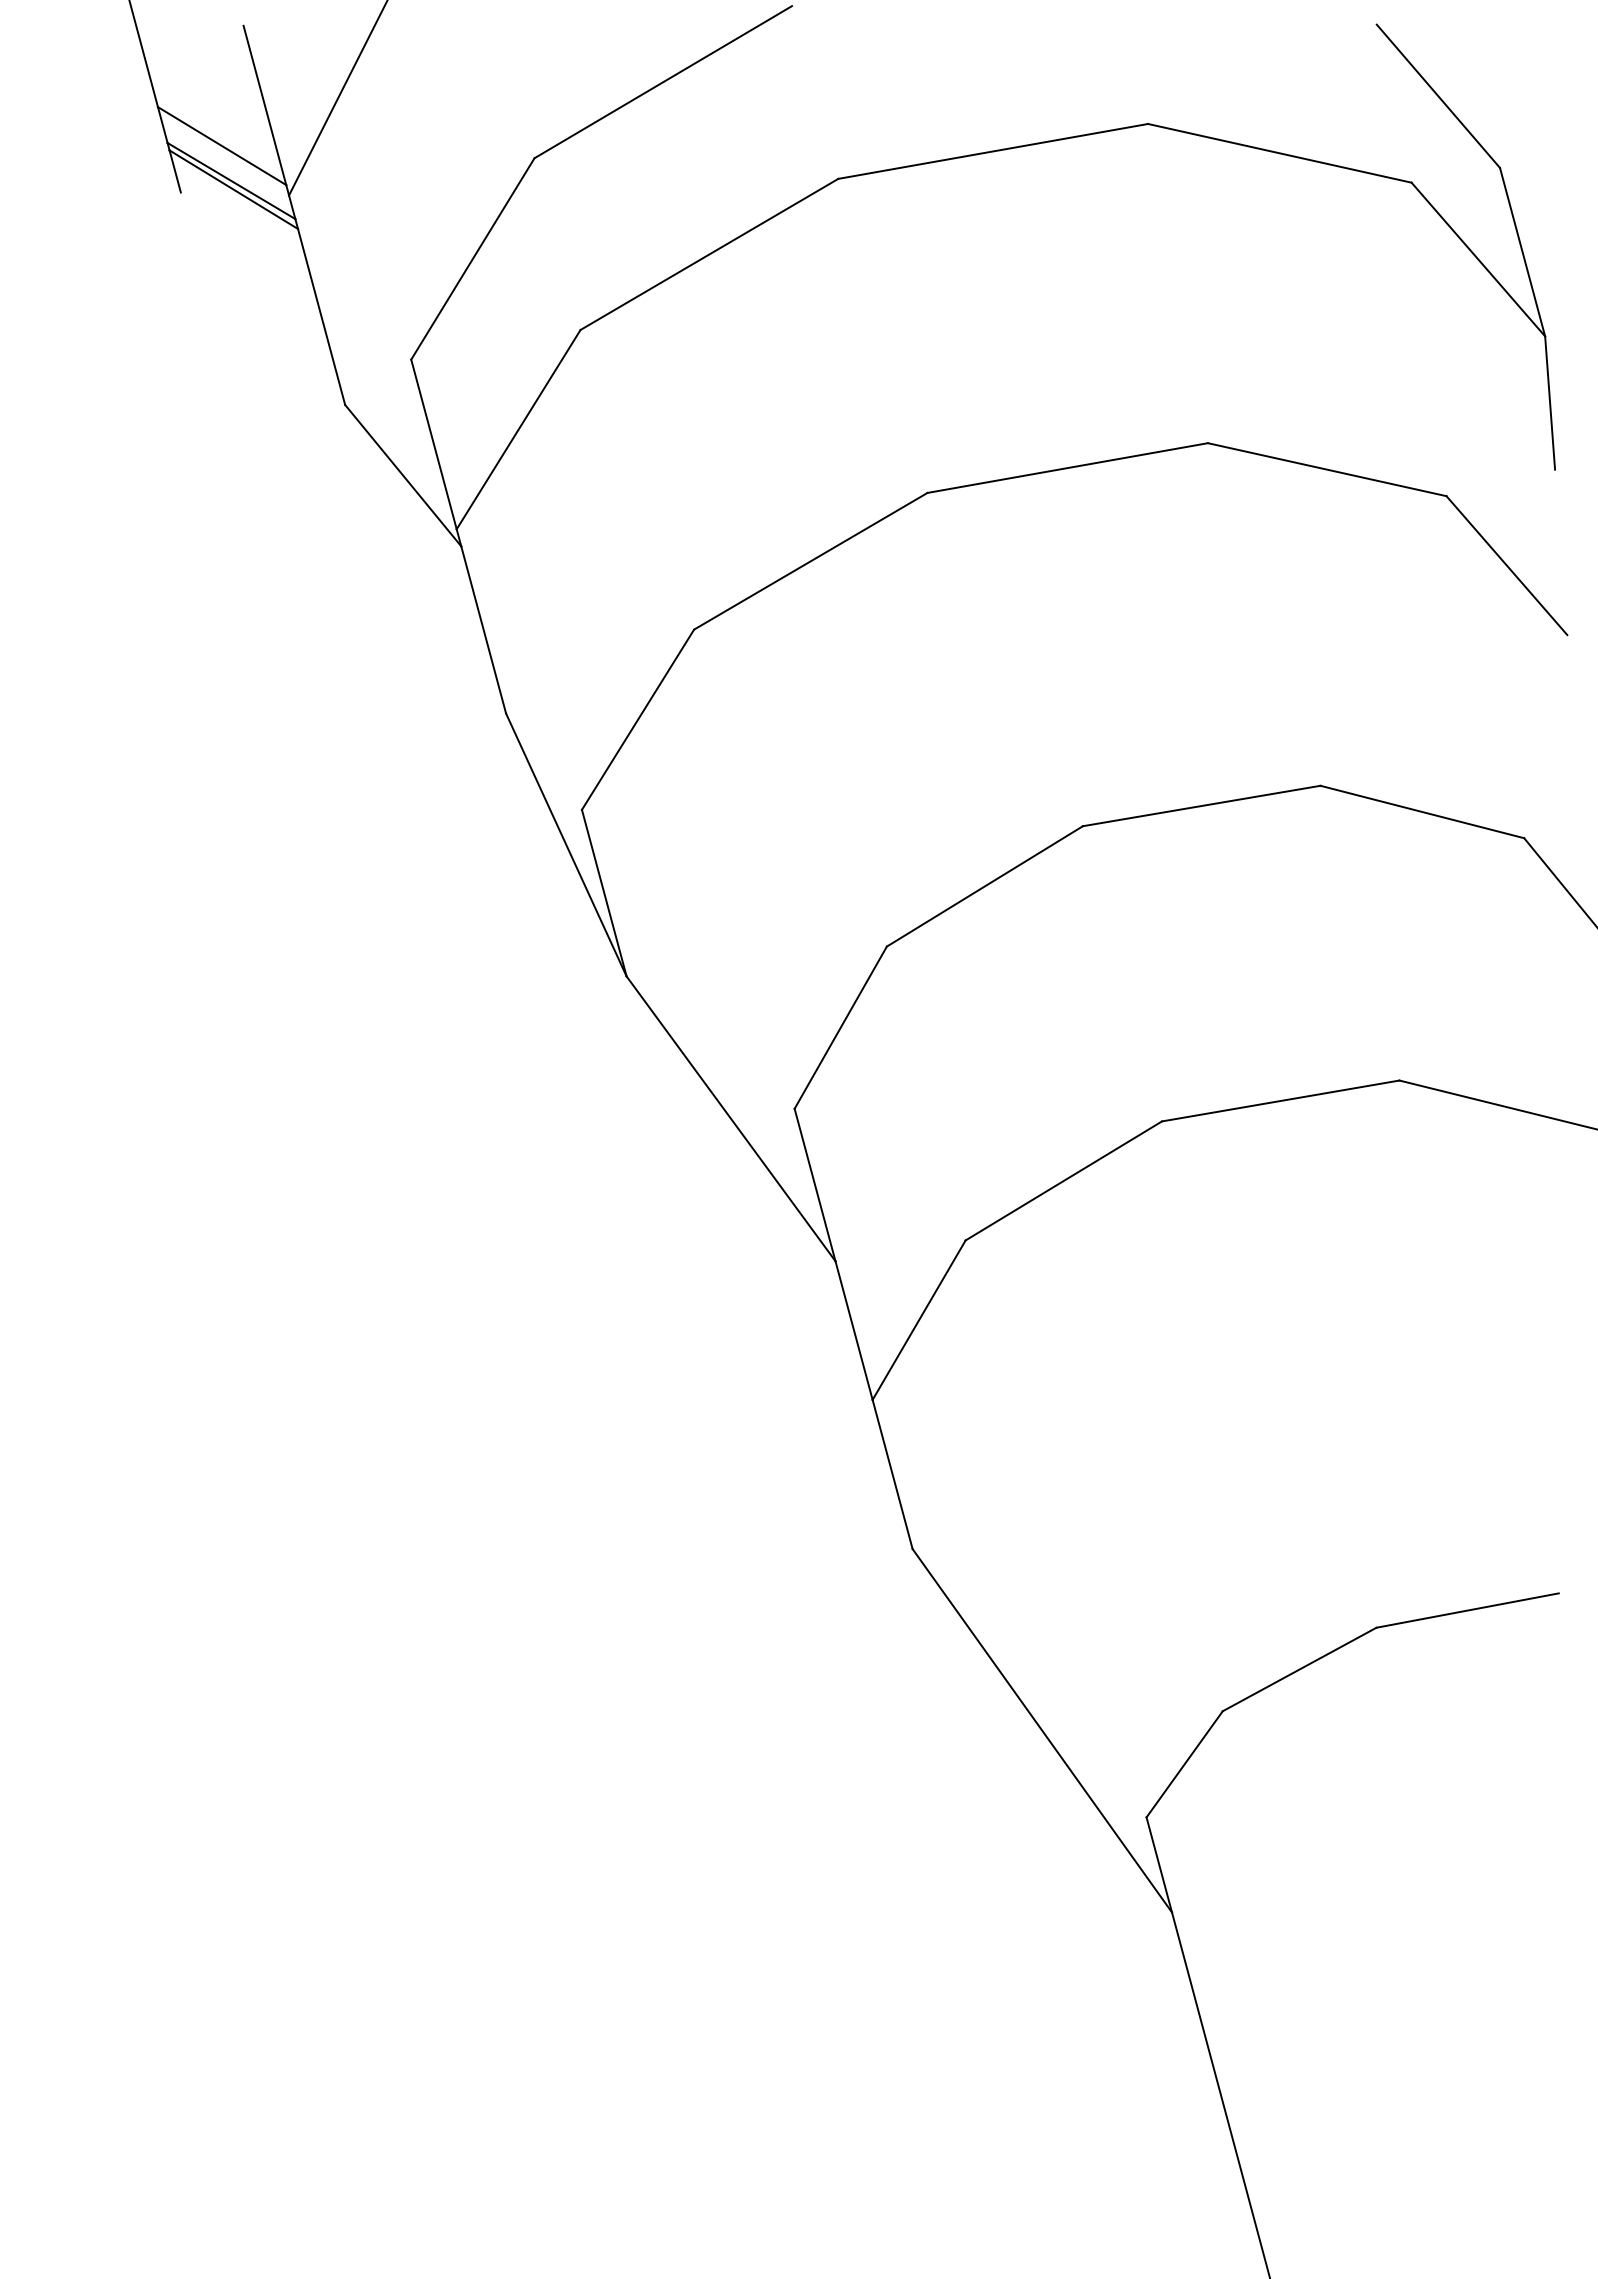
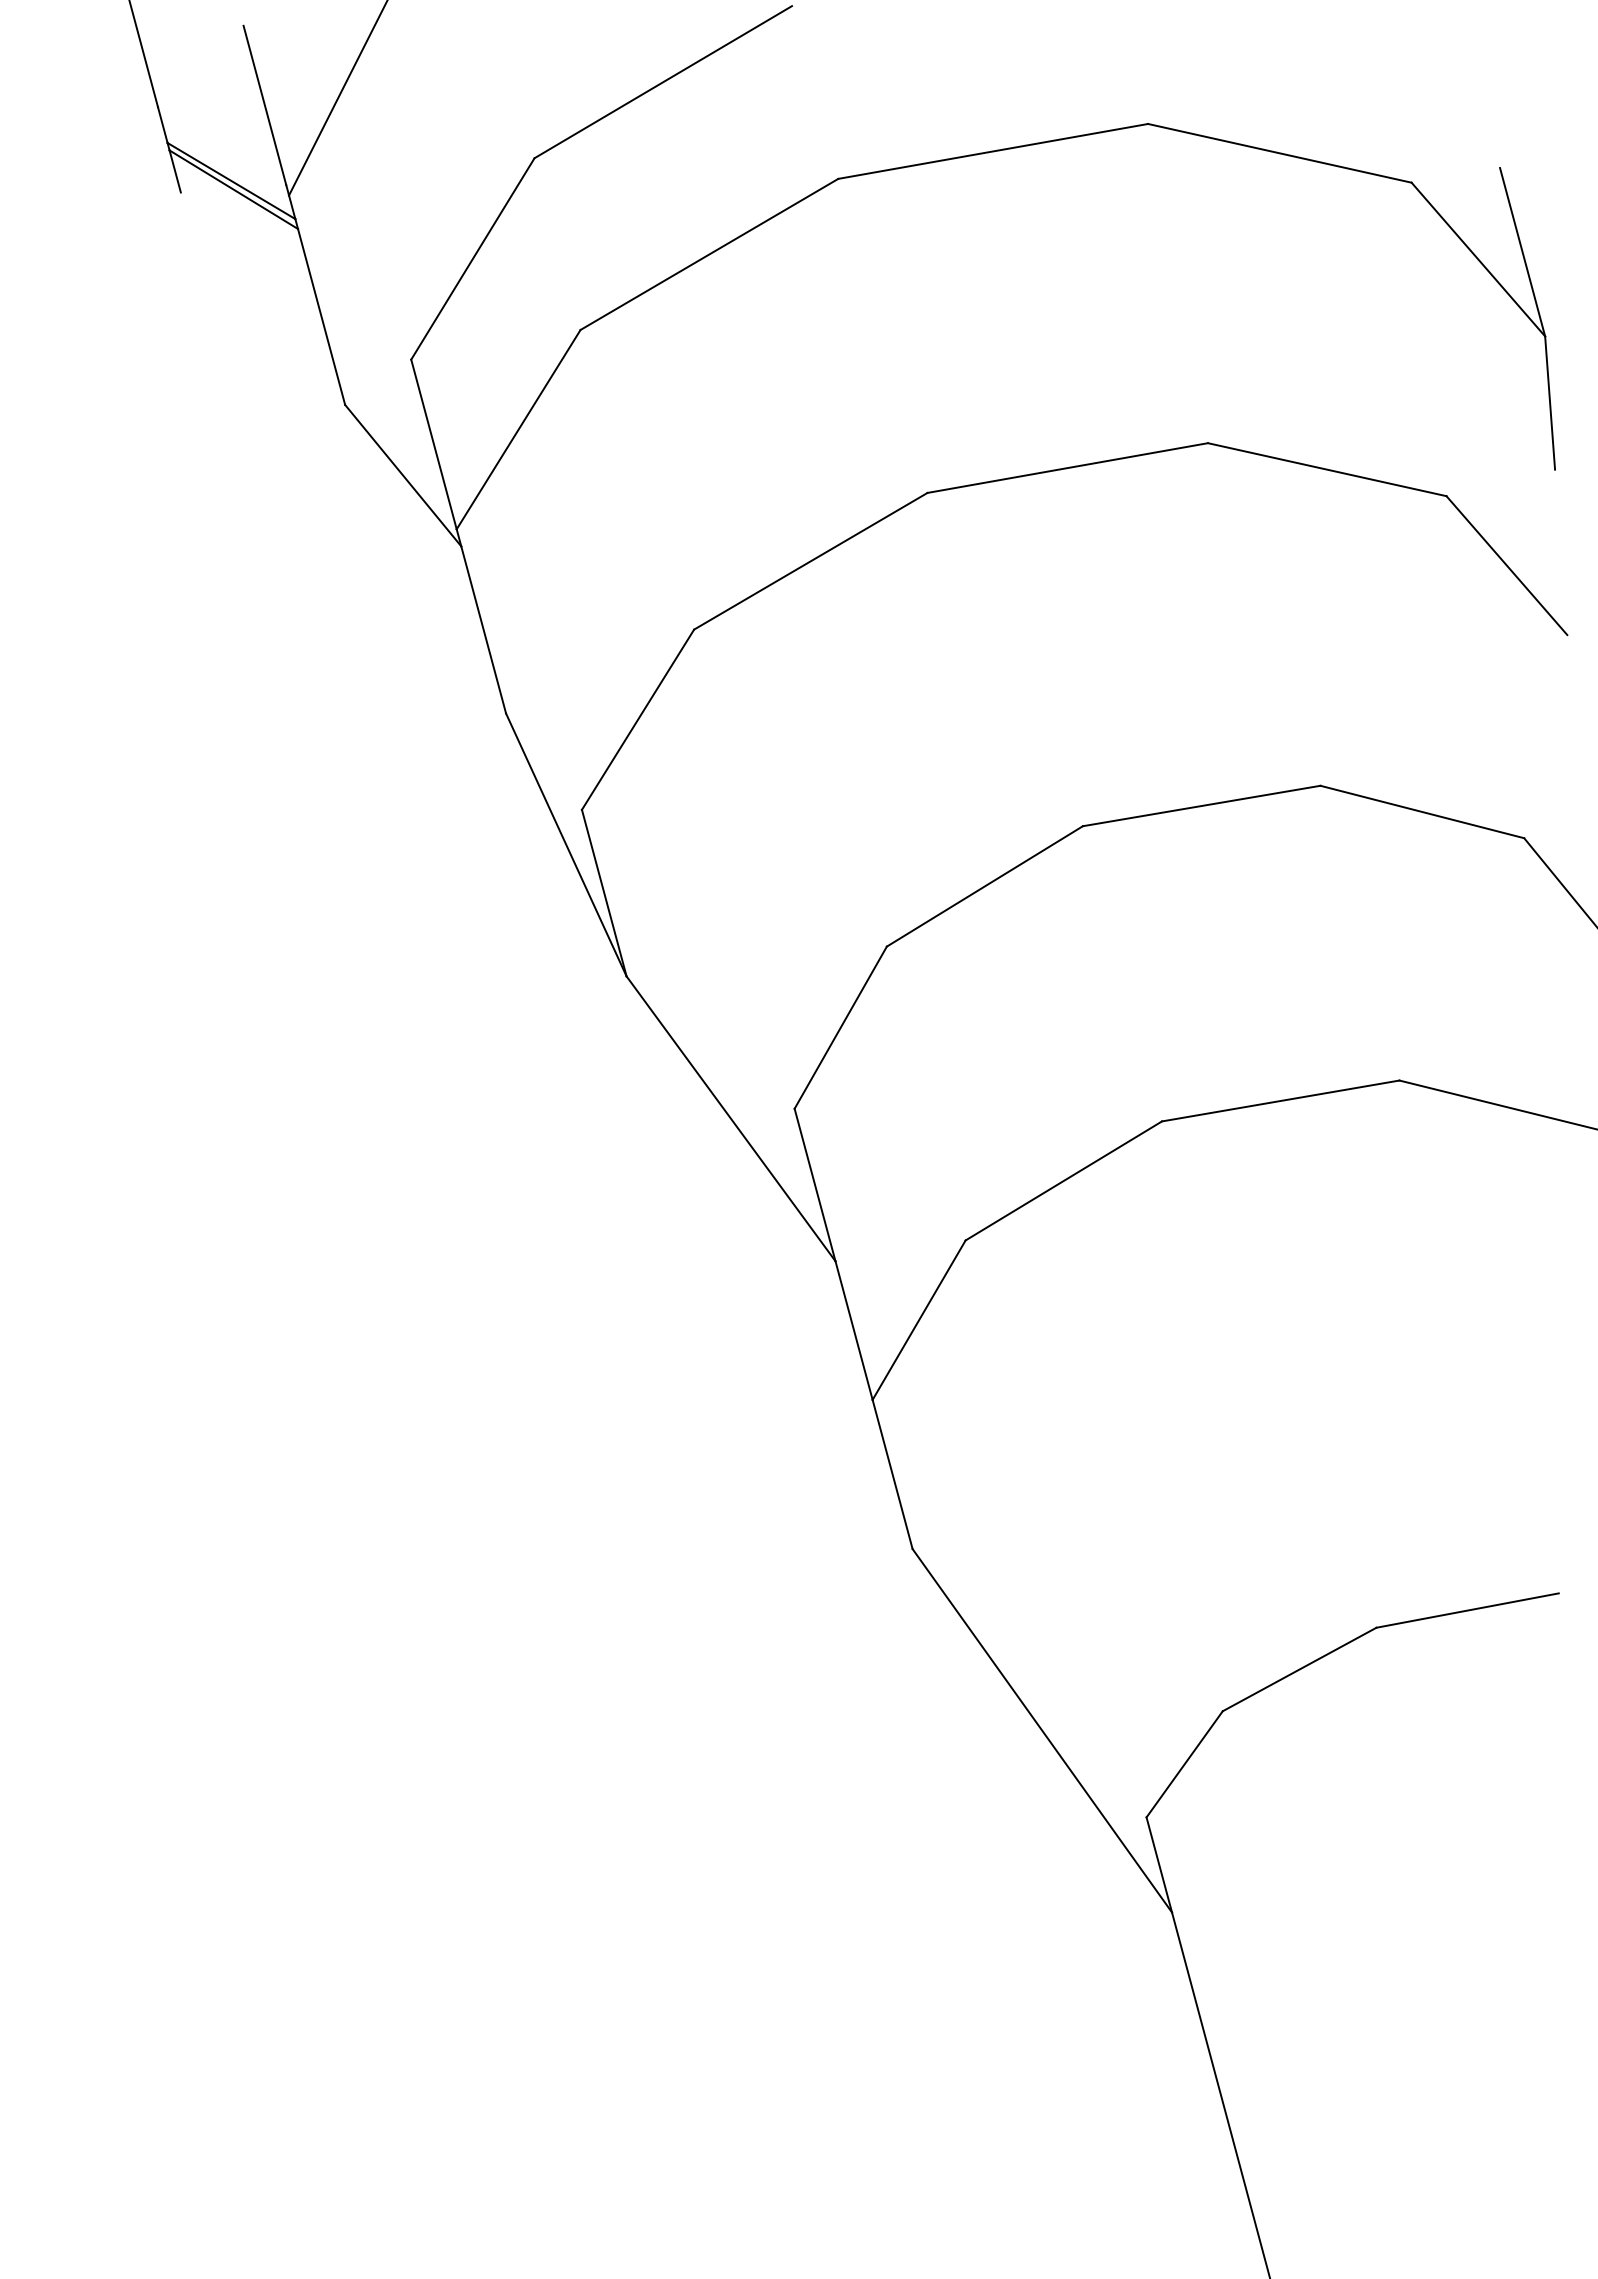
line: present -> none (1438, 95)
line: present -> none (221, 146)
